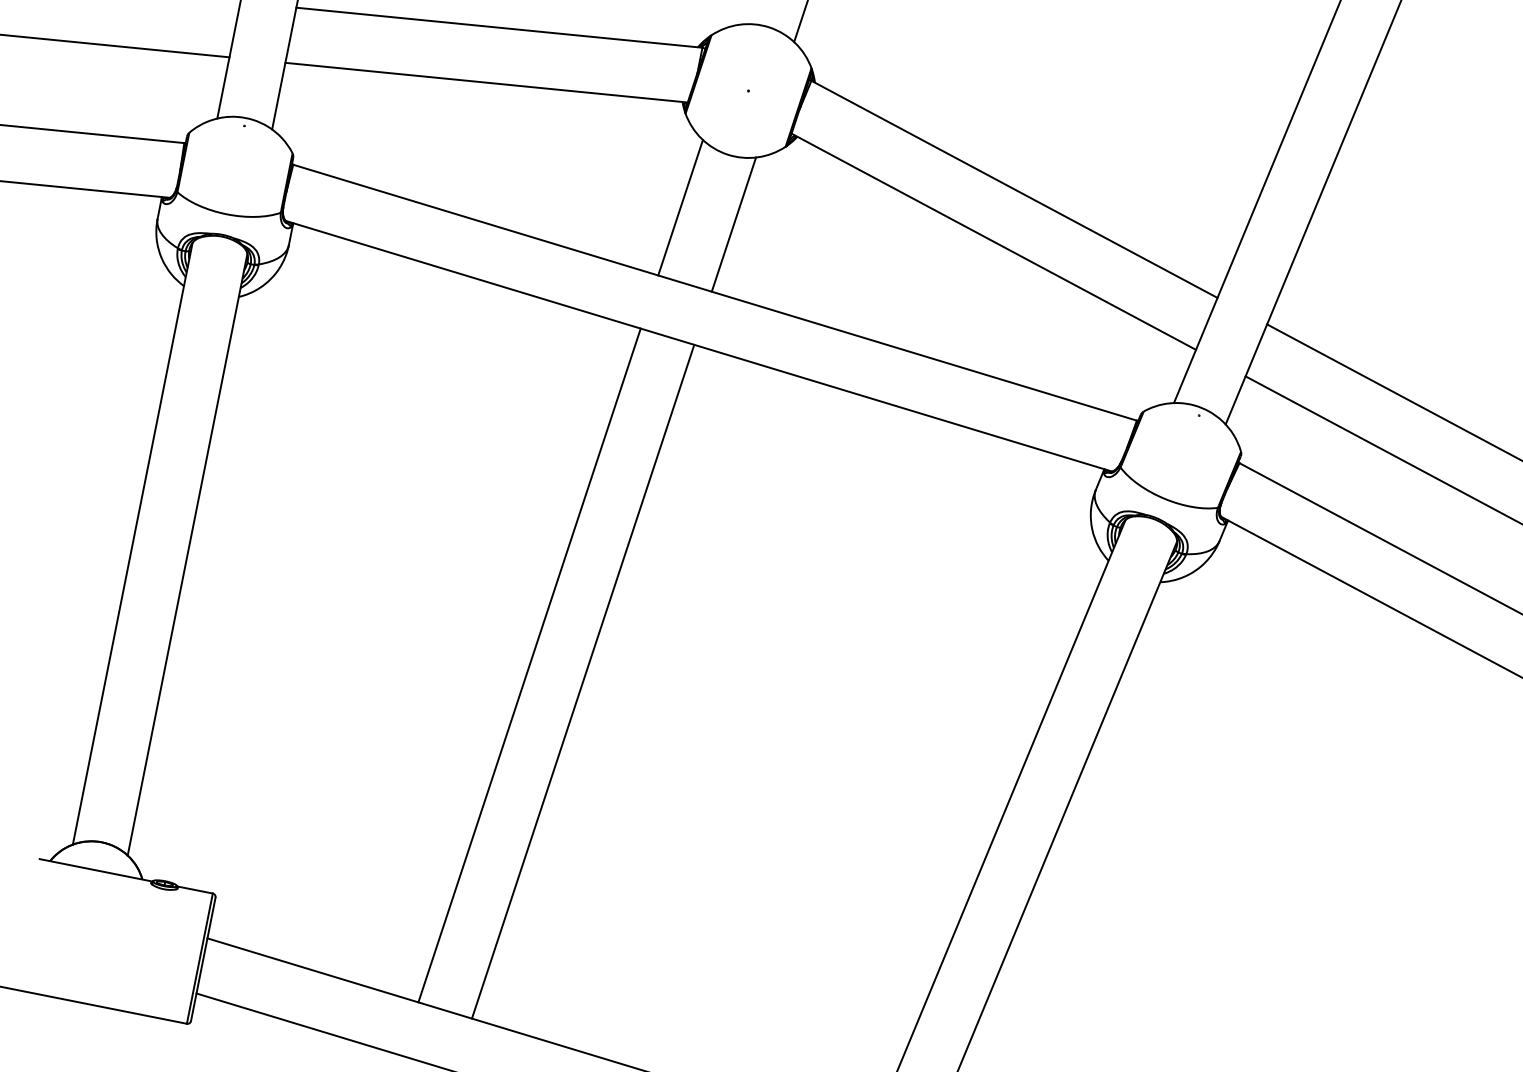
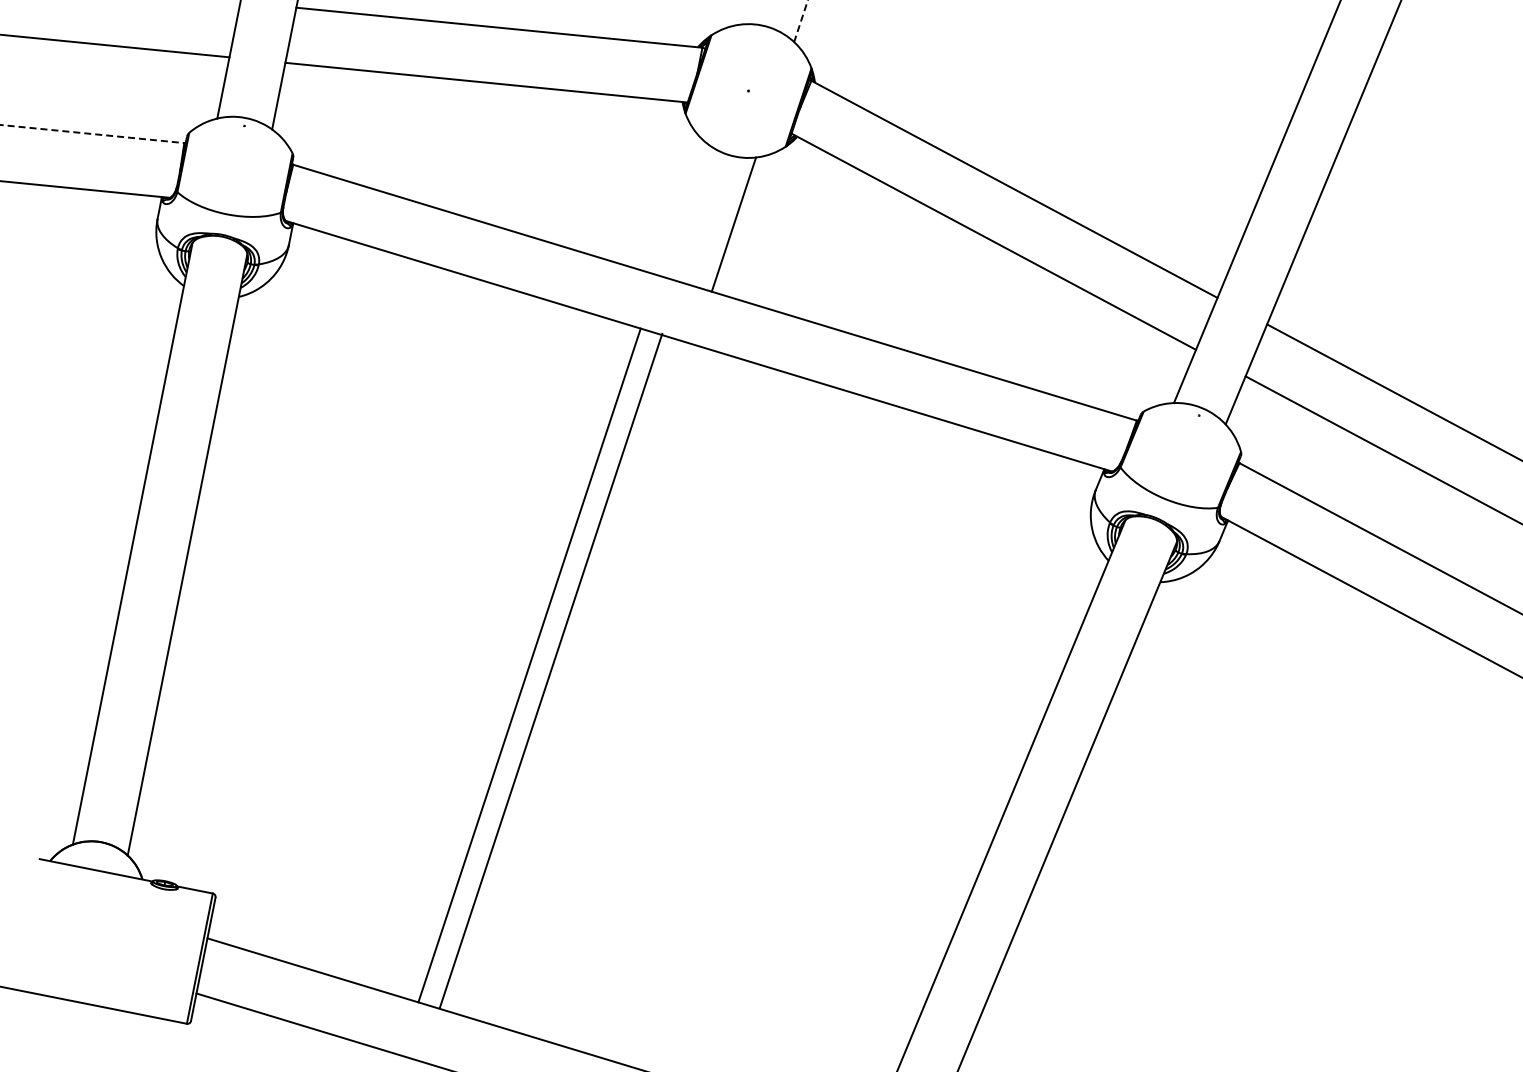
line: solid -> dashed (801, 21)
line: solid -> dashed (92, 134)
line: present -> none (680, 207)
line position: (582, 681) -> (550, 670) (550, 670)
